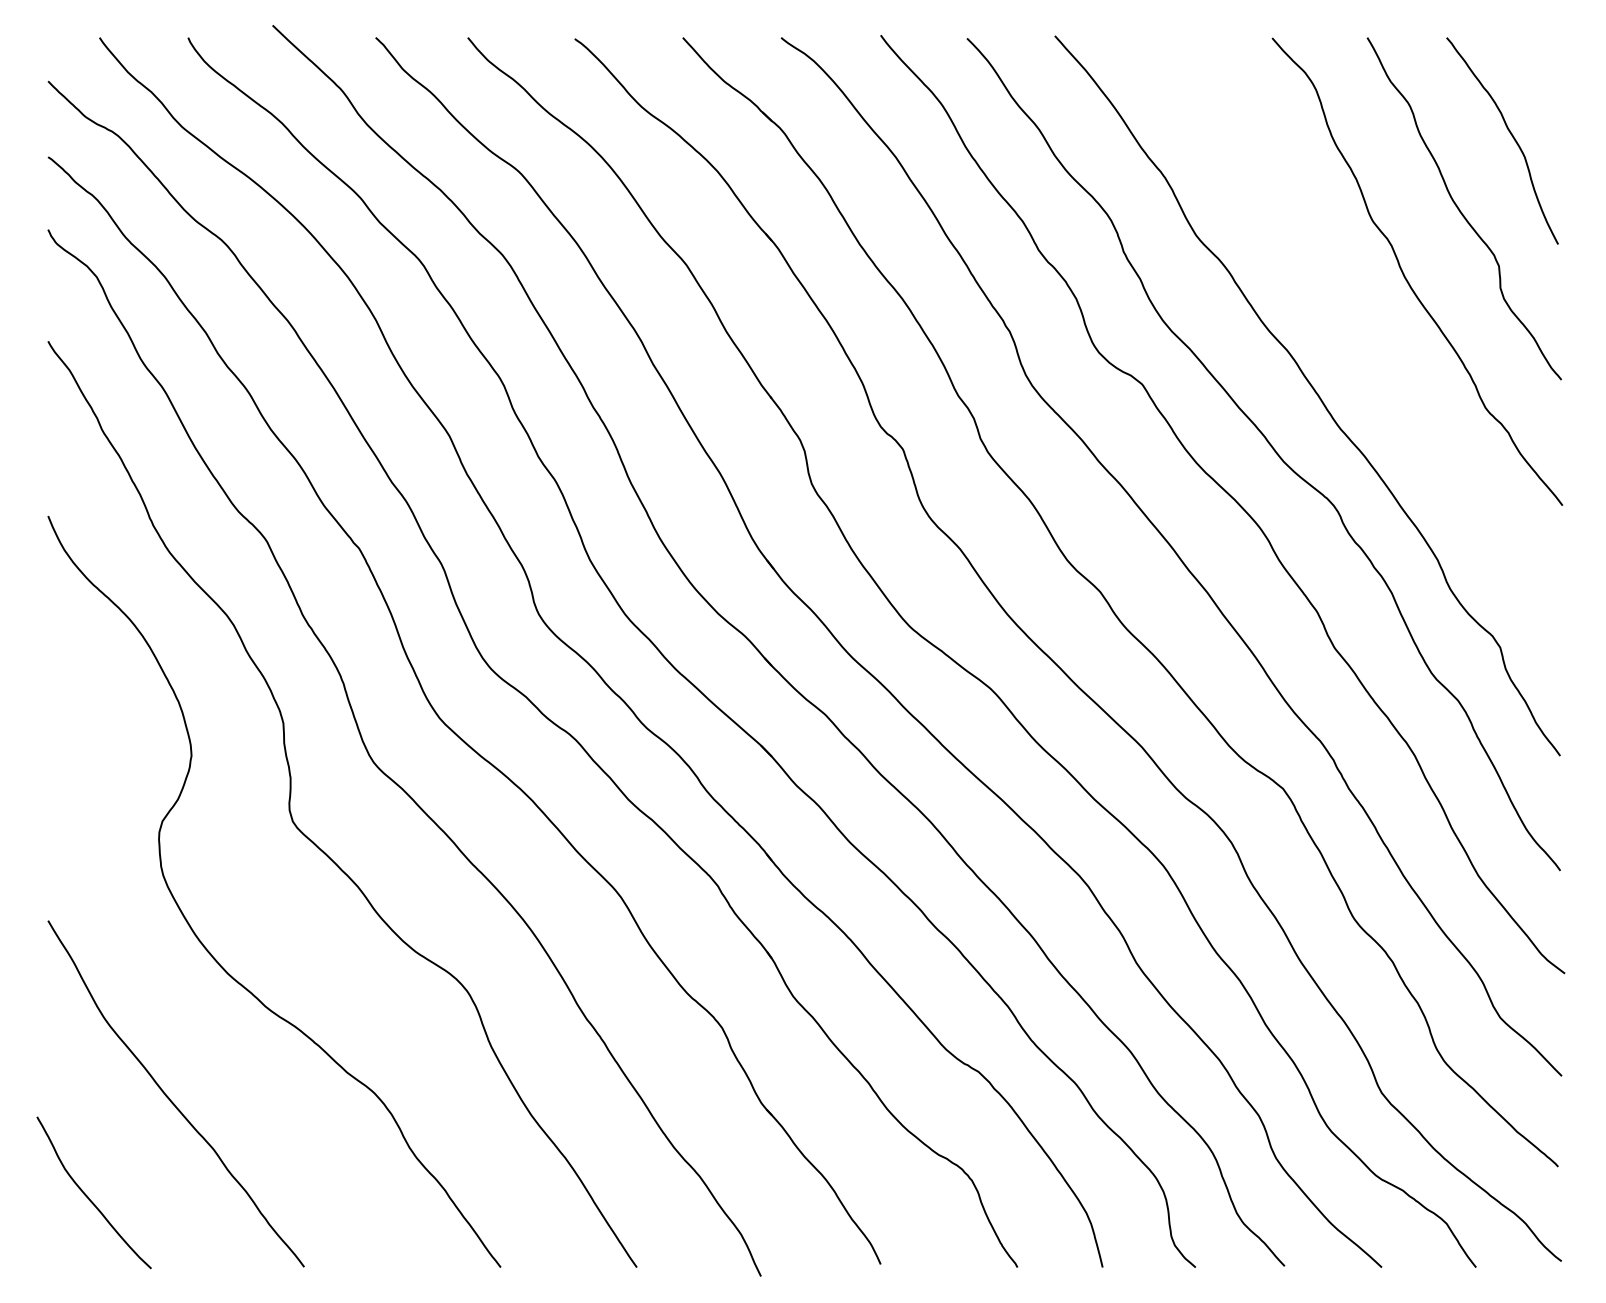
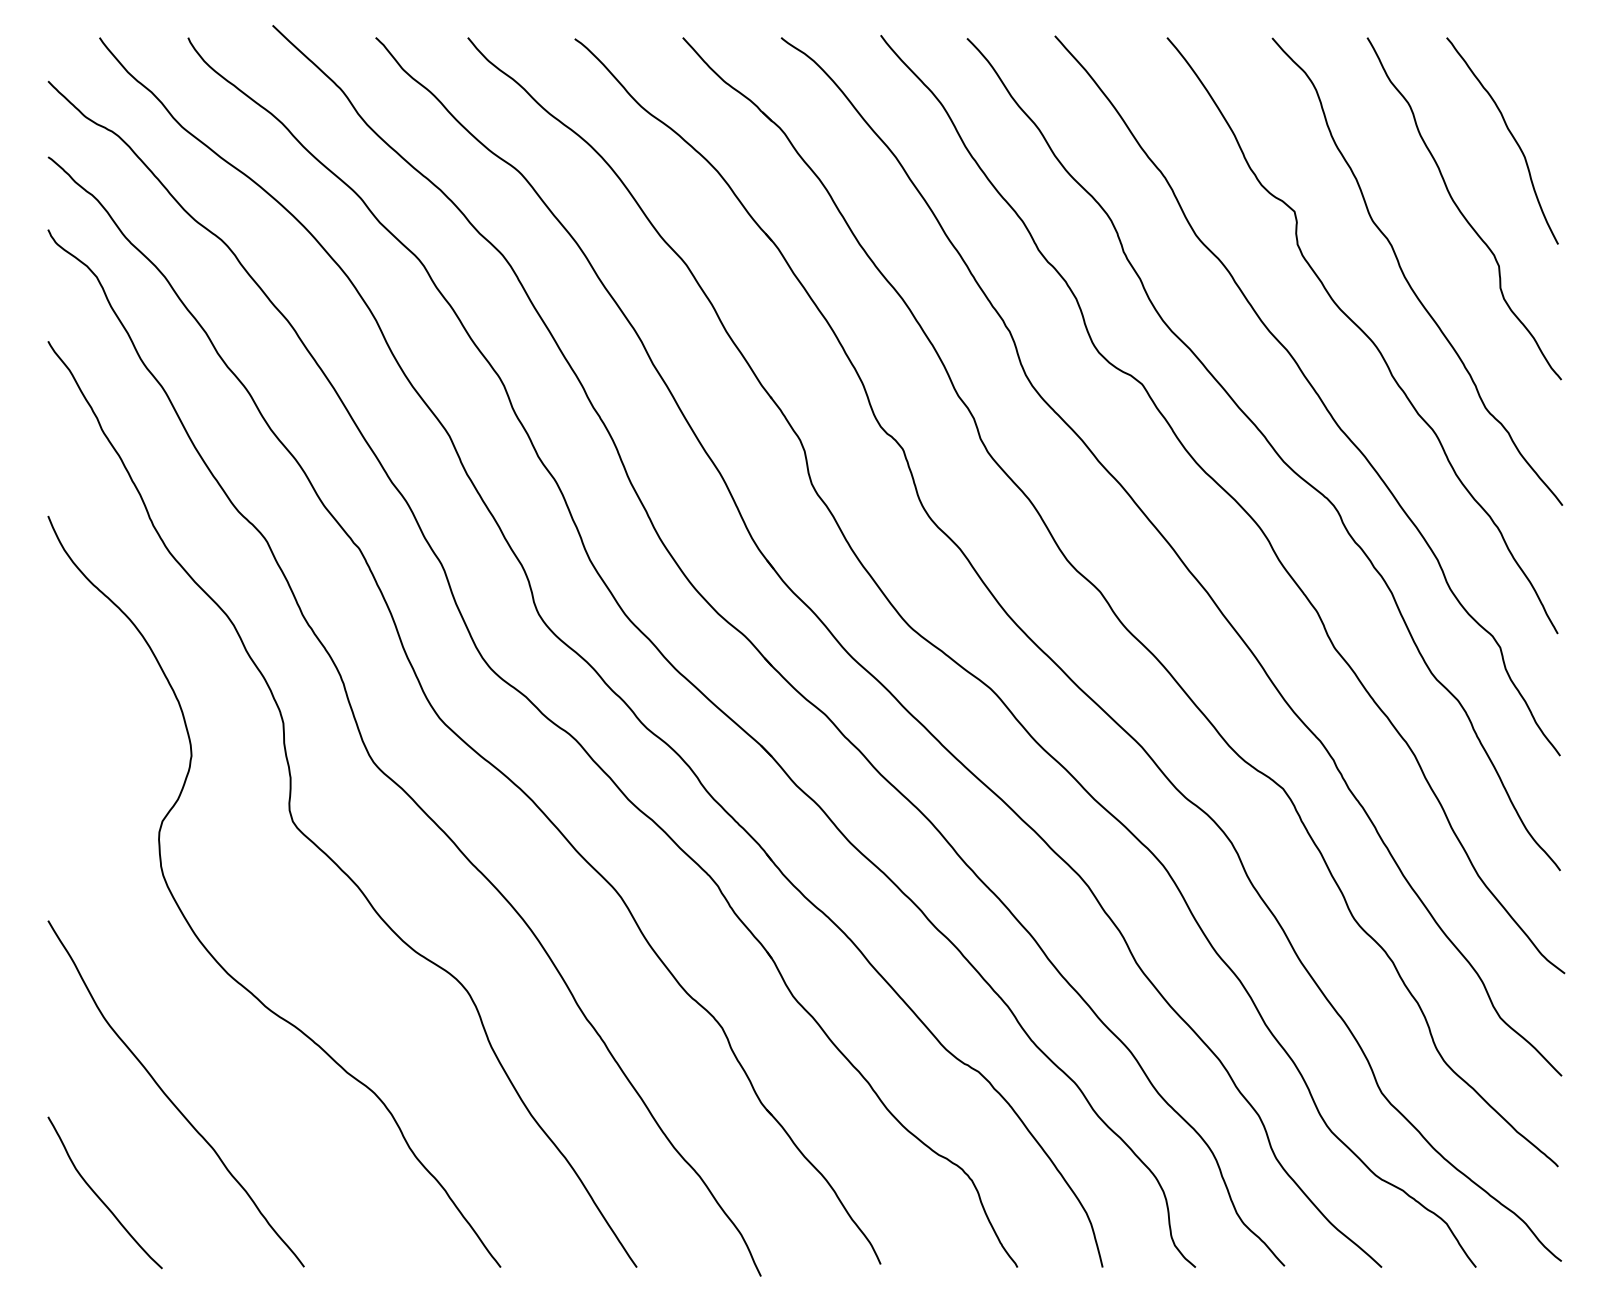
curve: none -> present (1363, 333)
curve position: (88, 1196) -> (99, 1196) (99, 1196)
